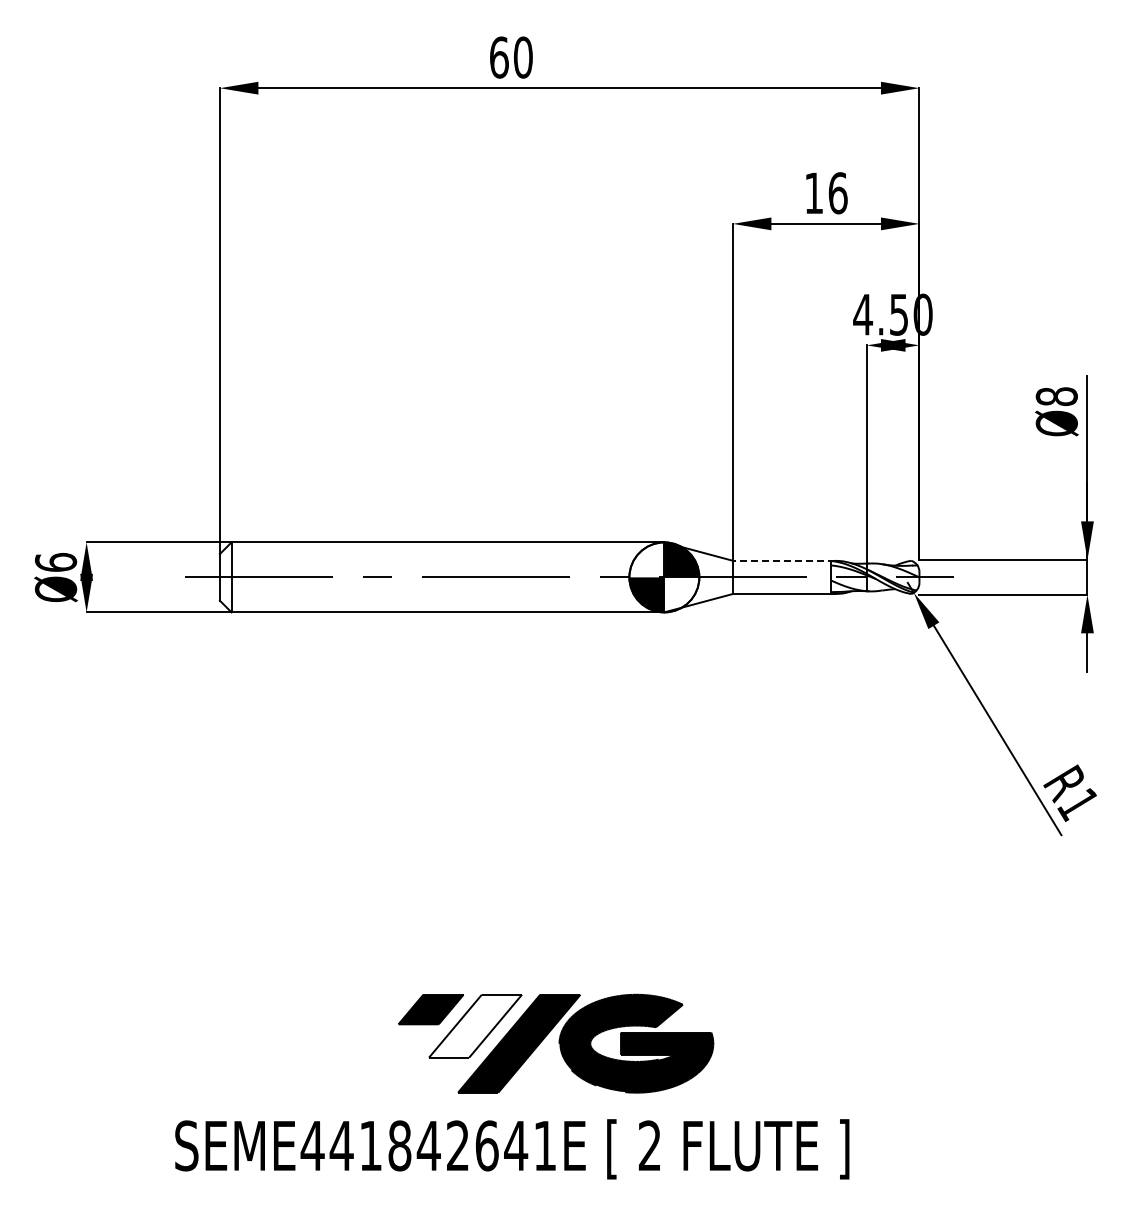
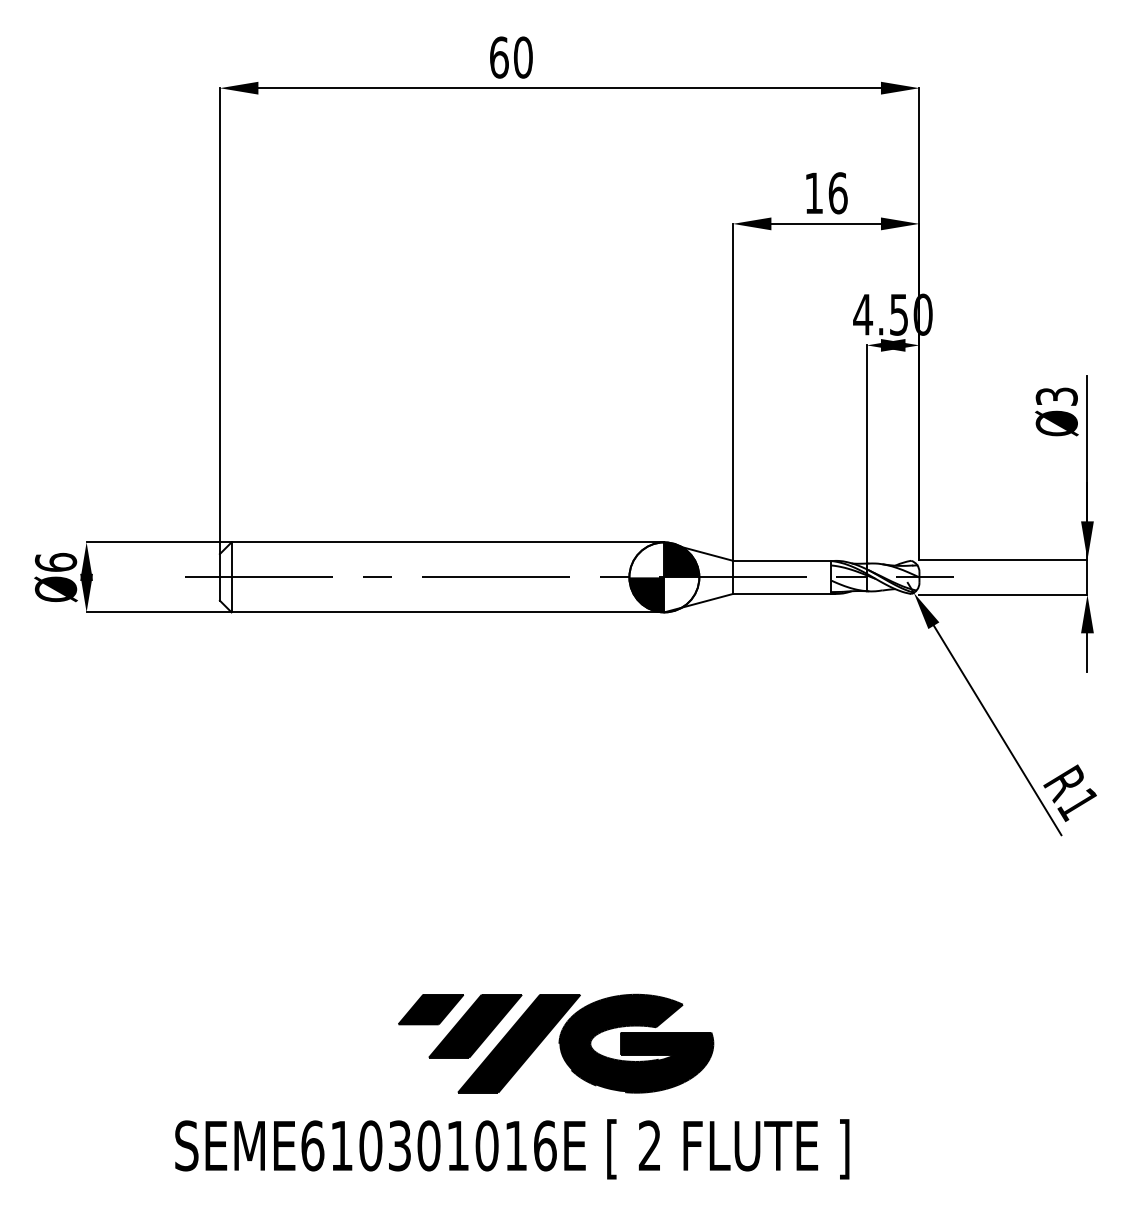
text: Ø8 -> Ø3 (1056, 396)
line: dashed -> solid (783, 560)
fill: none -> present (475, 1025)
text: SEME441842641E -> SEME610301016E (428, 1145)
